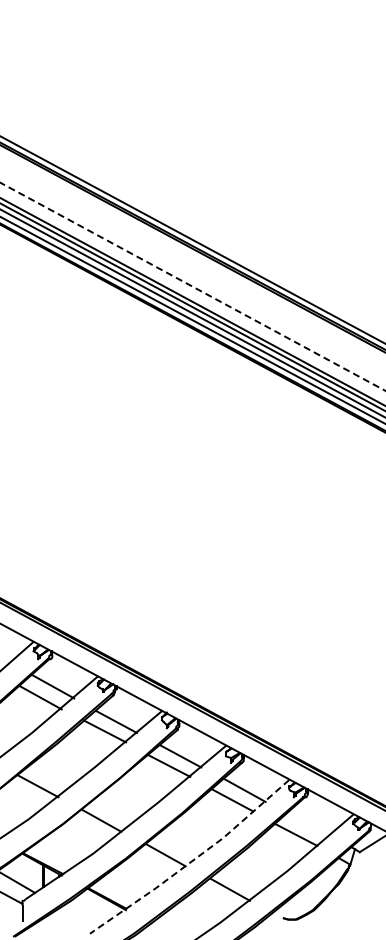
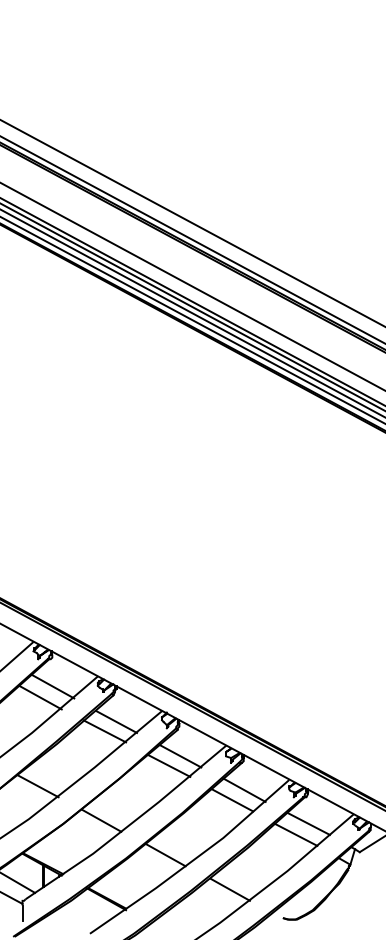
line: none -> present (192, 223)
line: dashed -> solid (192, 286)
line: none -> present (308, 823)
line: dashed -> solid (192, 861)
